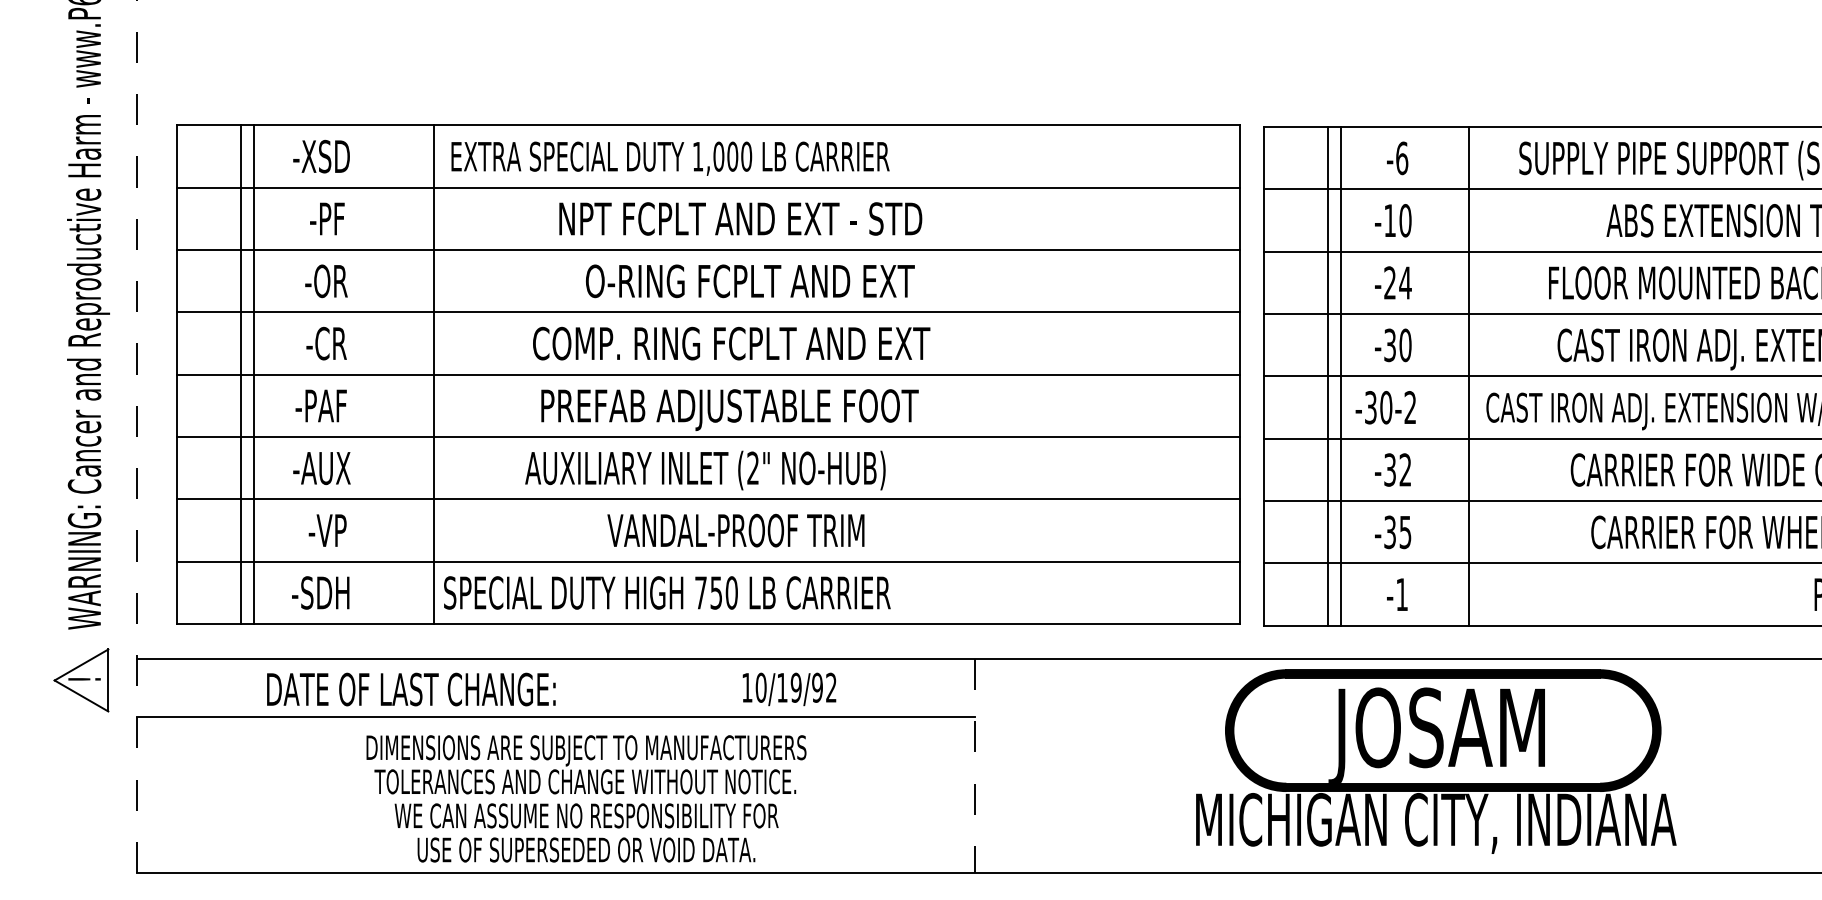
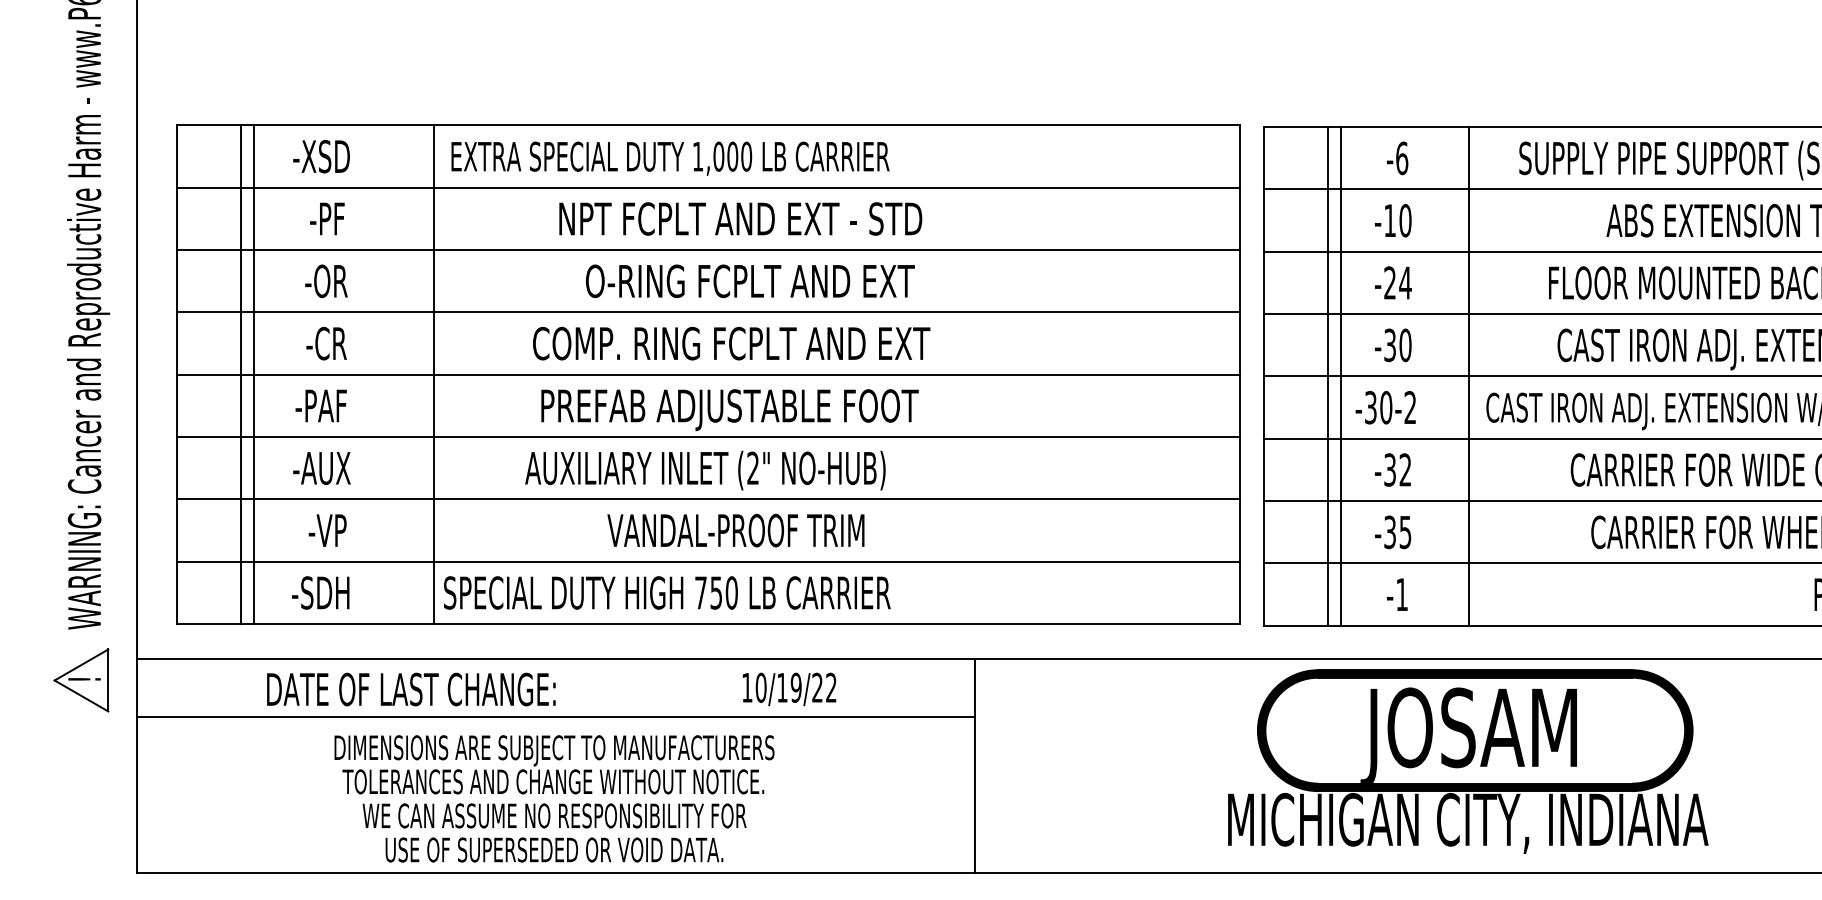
line: dashed -> solid (137, 436)
text: 10/19/92 -> 10/19/22 (817, 687)
part position: (1436, 761) -> (1468, 761) (1468, 761)
line: dashed -> solid (974, 766)
text position: (586, 798) -> (554, 798) (554, 798)
